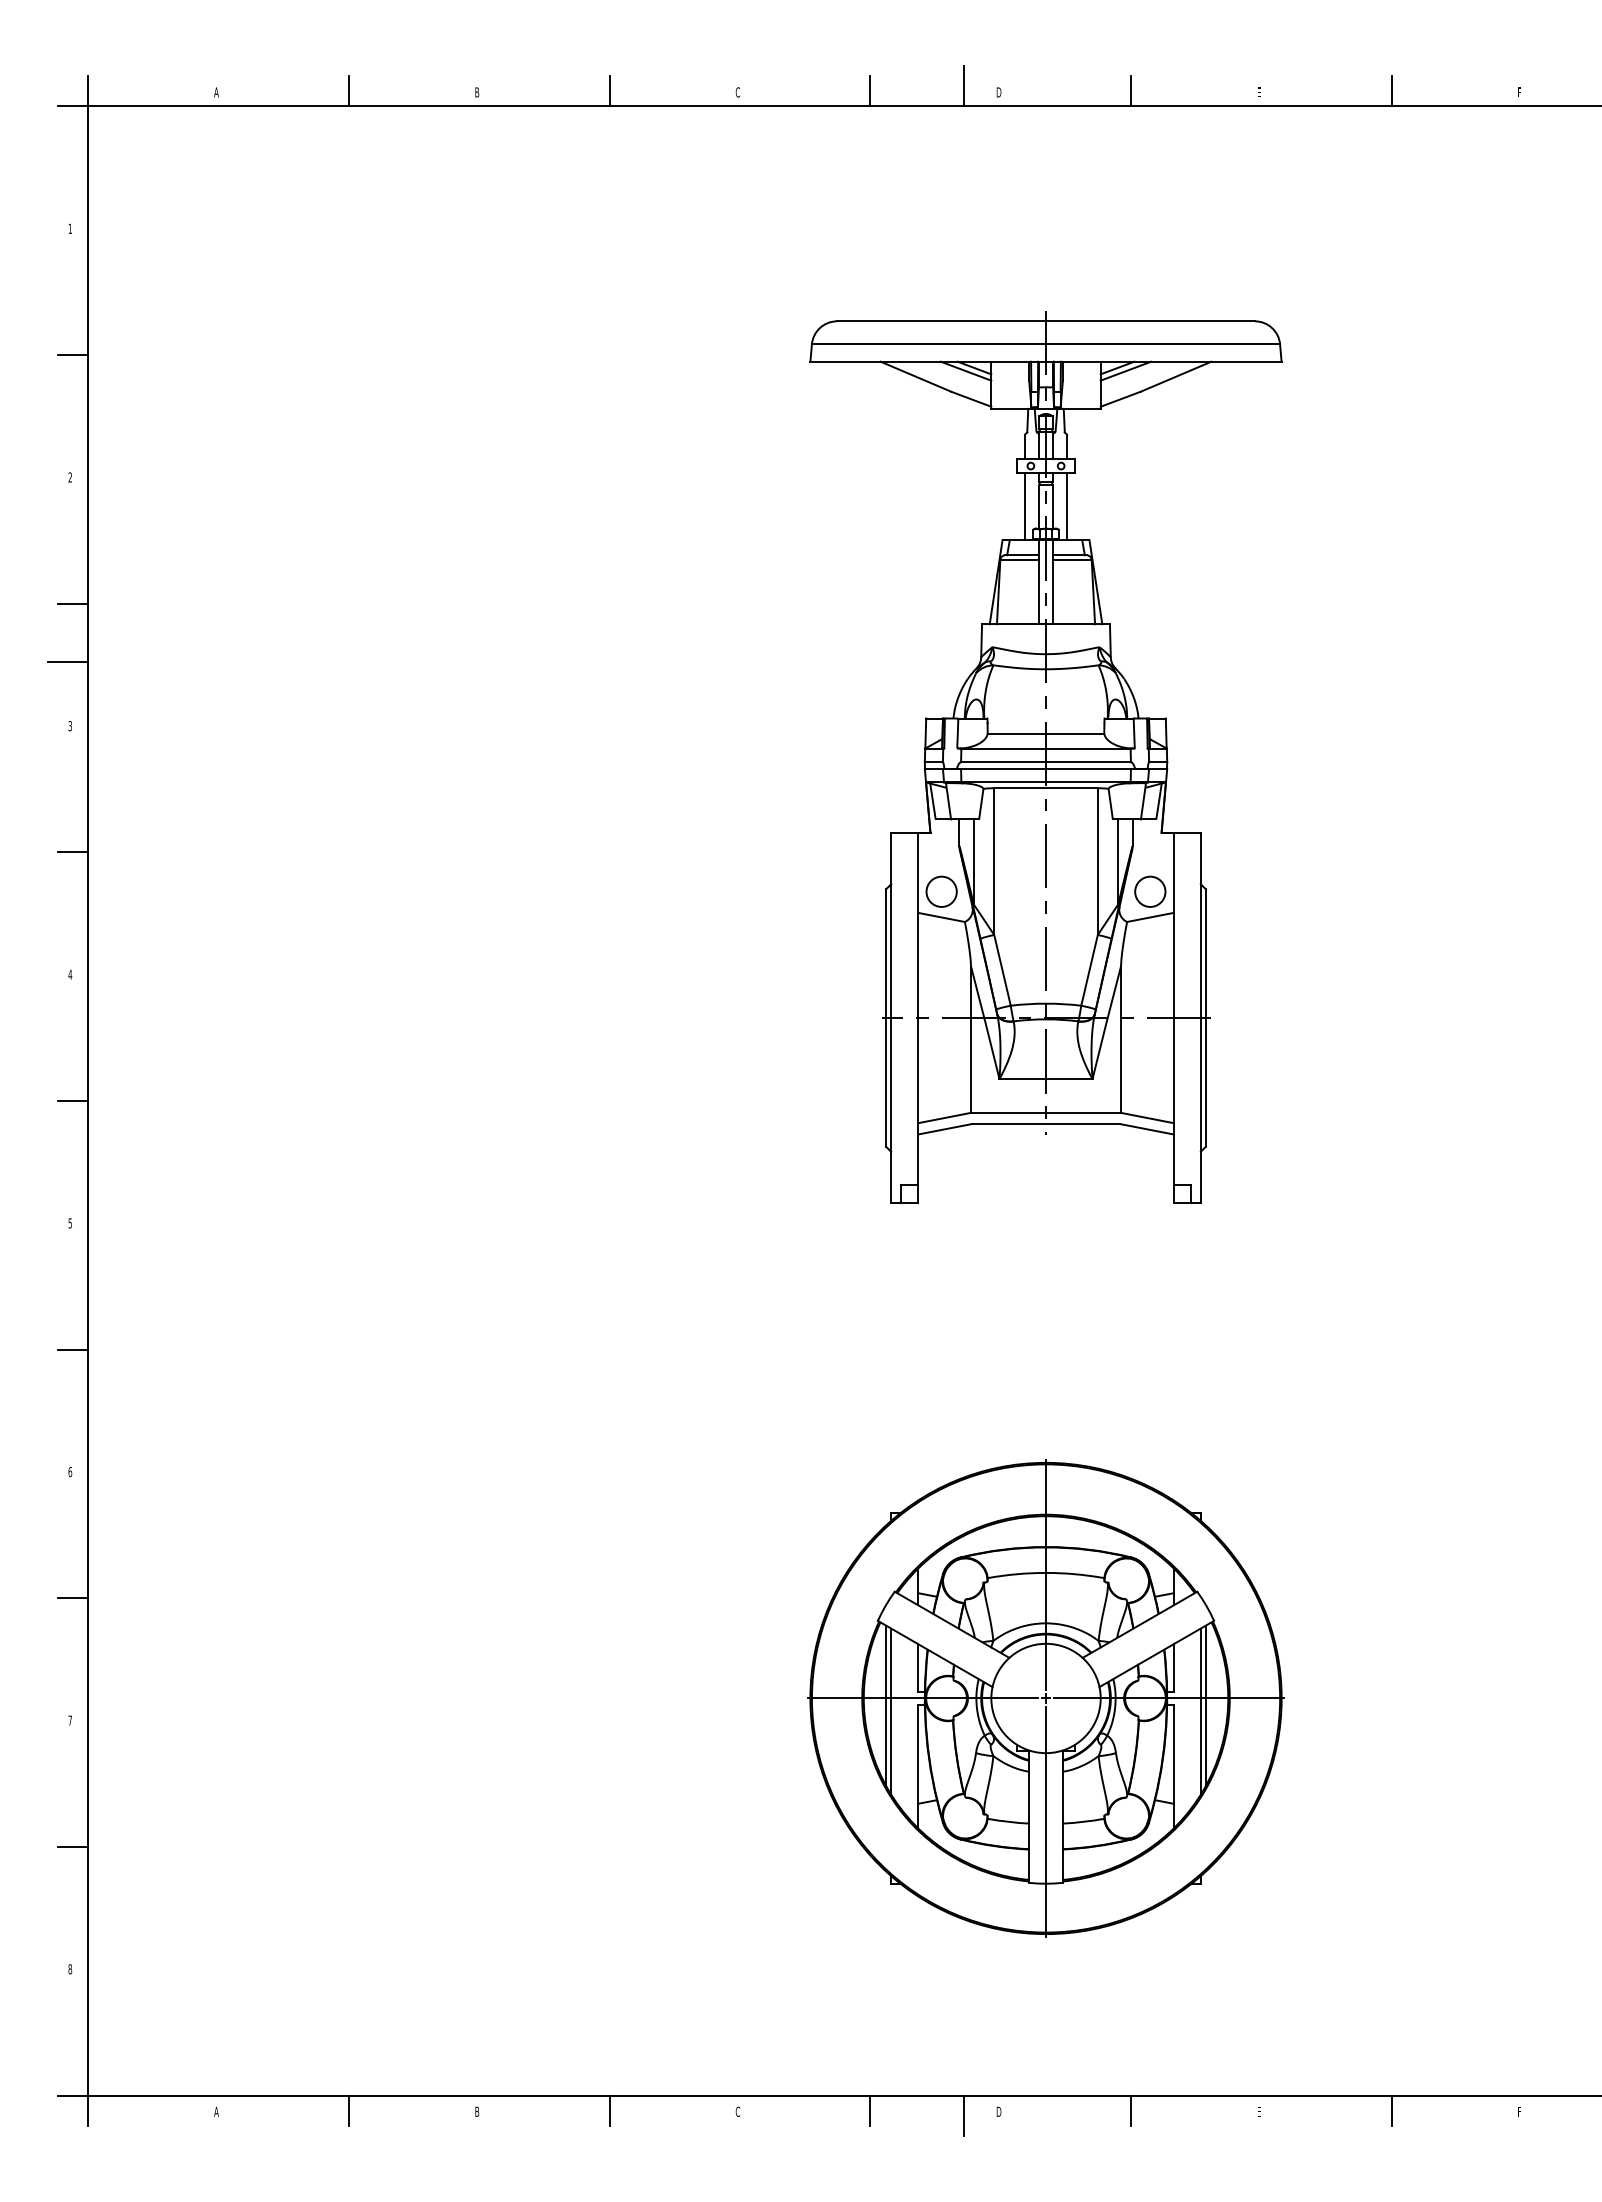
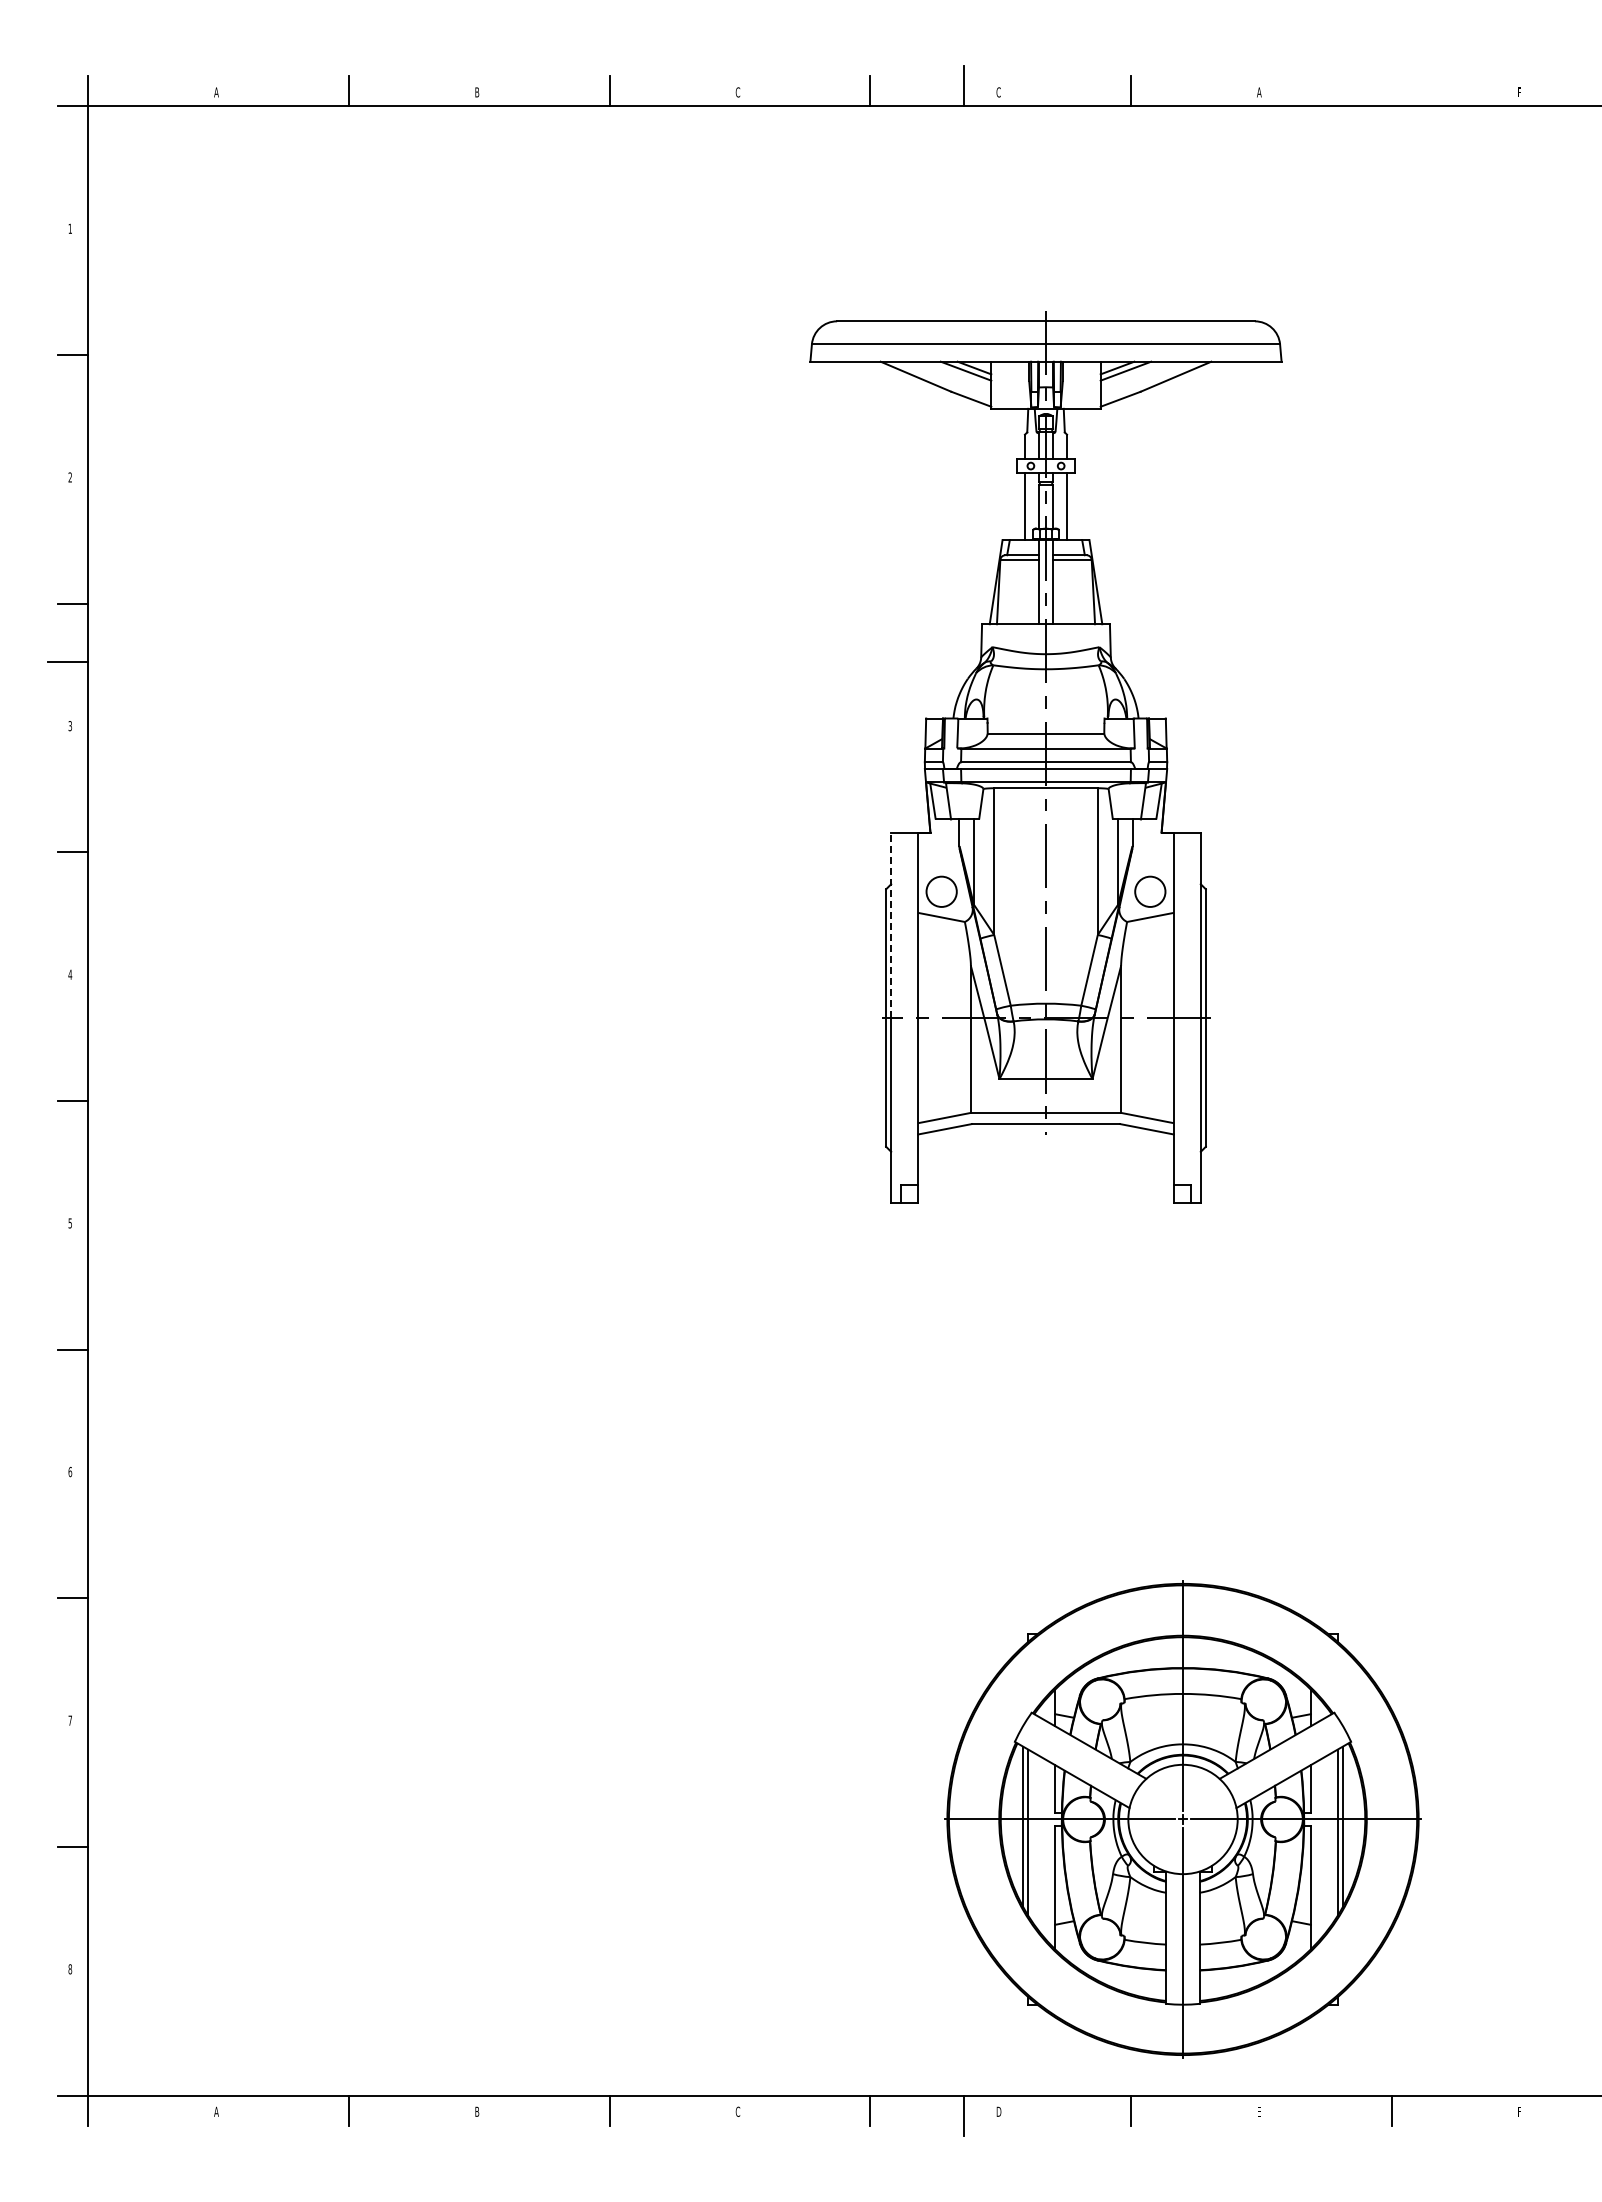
line: present -> none (1391, 91)
text: D -> C (998, 92)
text: E -> A (1259, 92)
line: solid -> dashed (891, 925)
part position: (1045, 1698) -> (1182, 1819) (1182, 1819)
